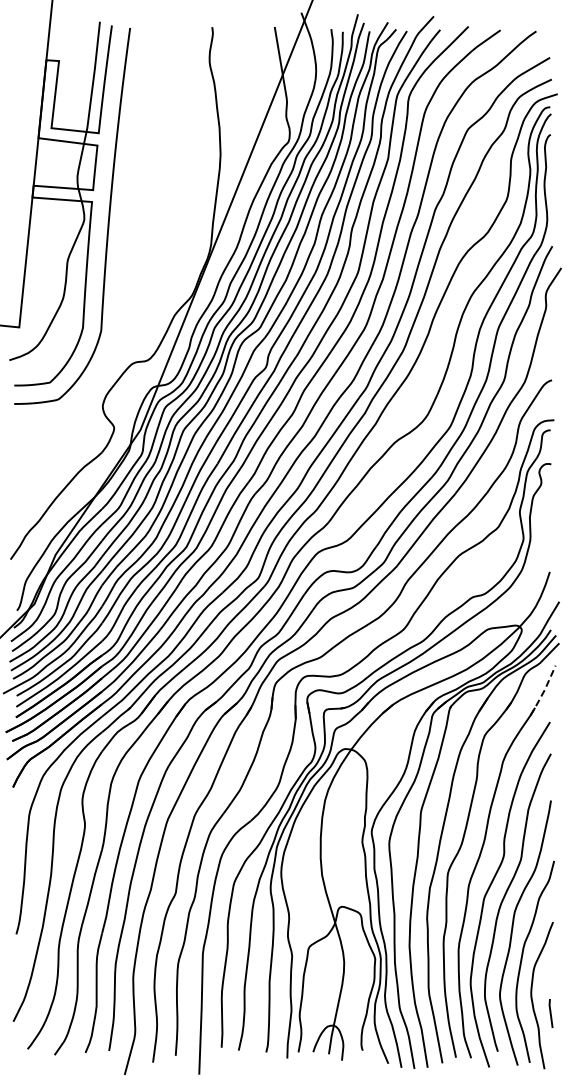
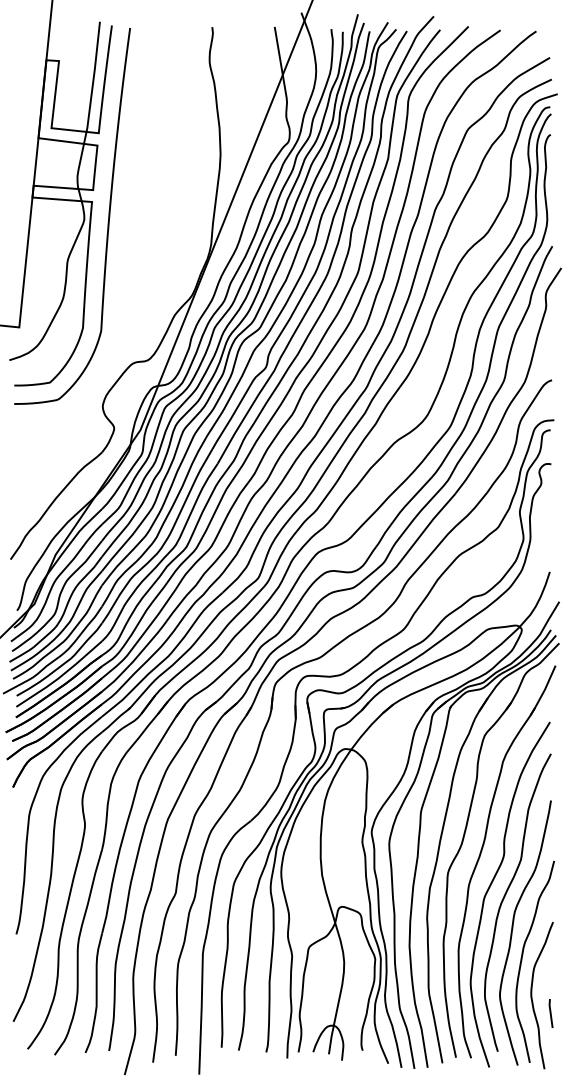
line: dashed -> solid (544, 691)
